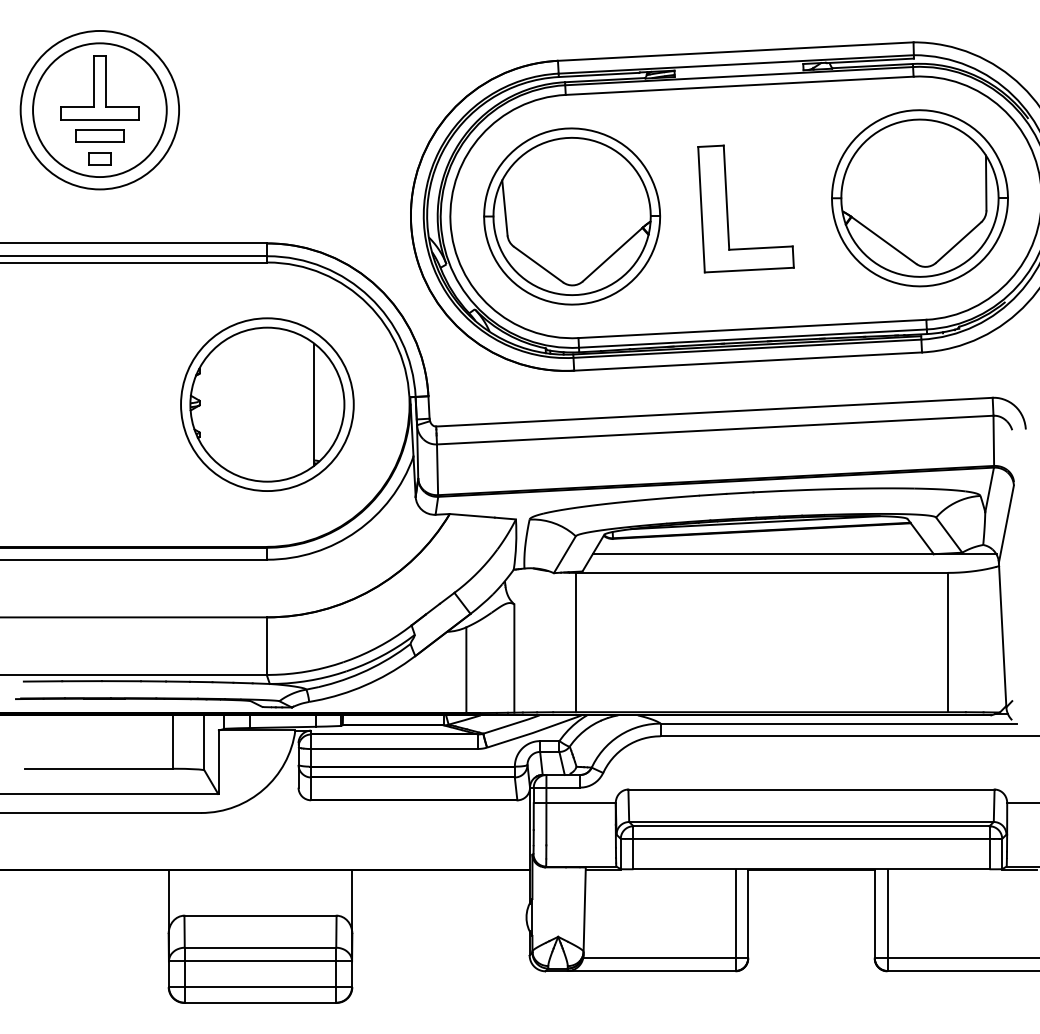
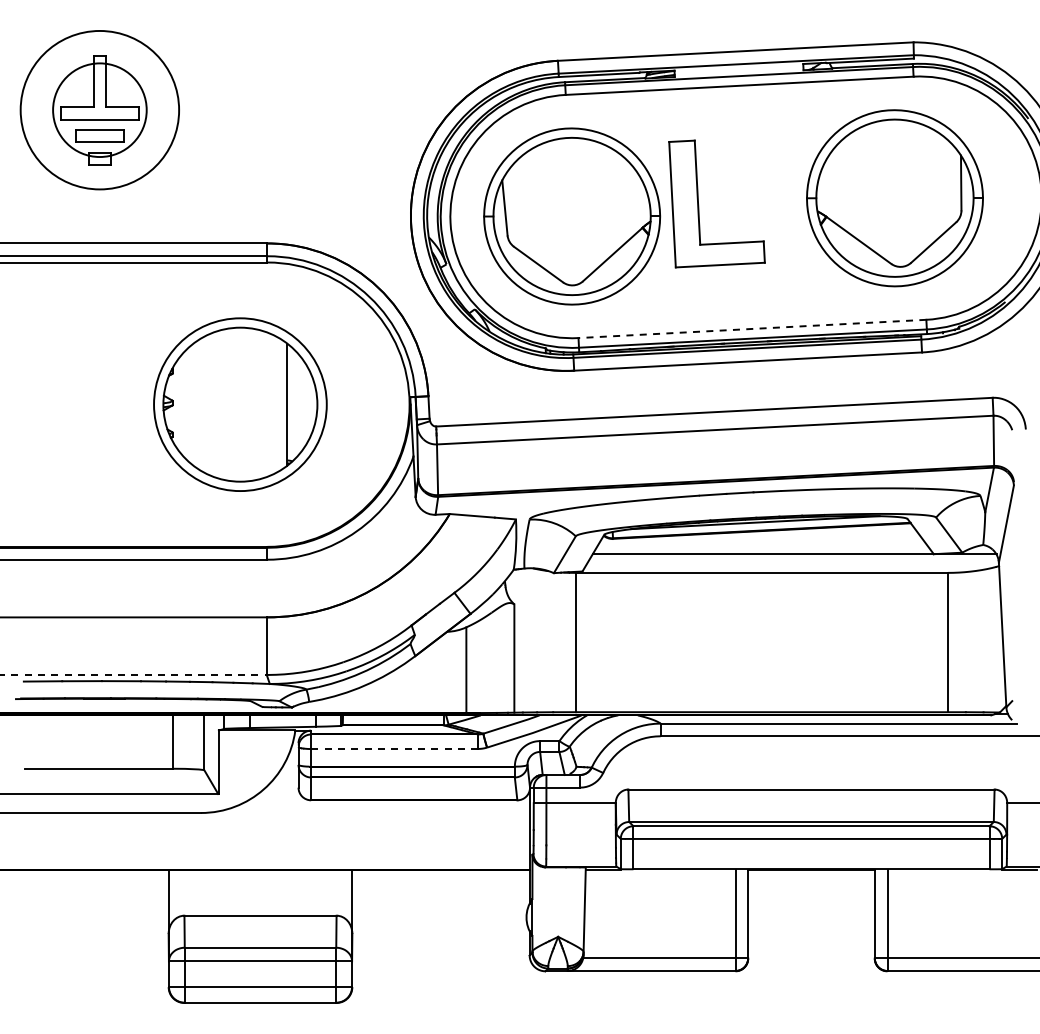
circle diameter: 134 px -> 94 px (99, 110)
part position: (919, 198) -> (894, 198) (894, 198)
part position: (728, 210) -> (699, 205) (699, 205)
line: solid -> dashed (751, 328)
part position: (267, 404) -> (240, 404) (240, 404)
line: solid -> dashed (135, 674)
line: solid -> dashed (395, 748)
